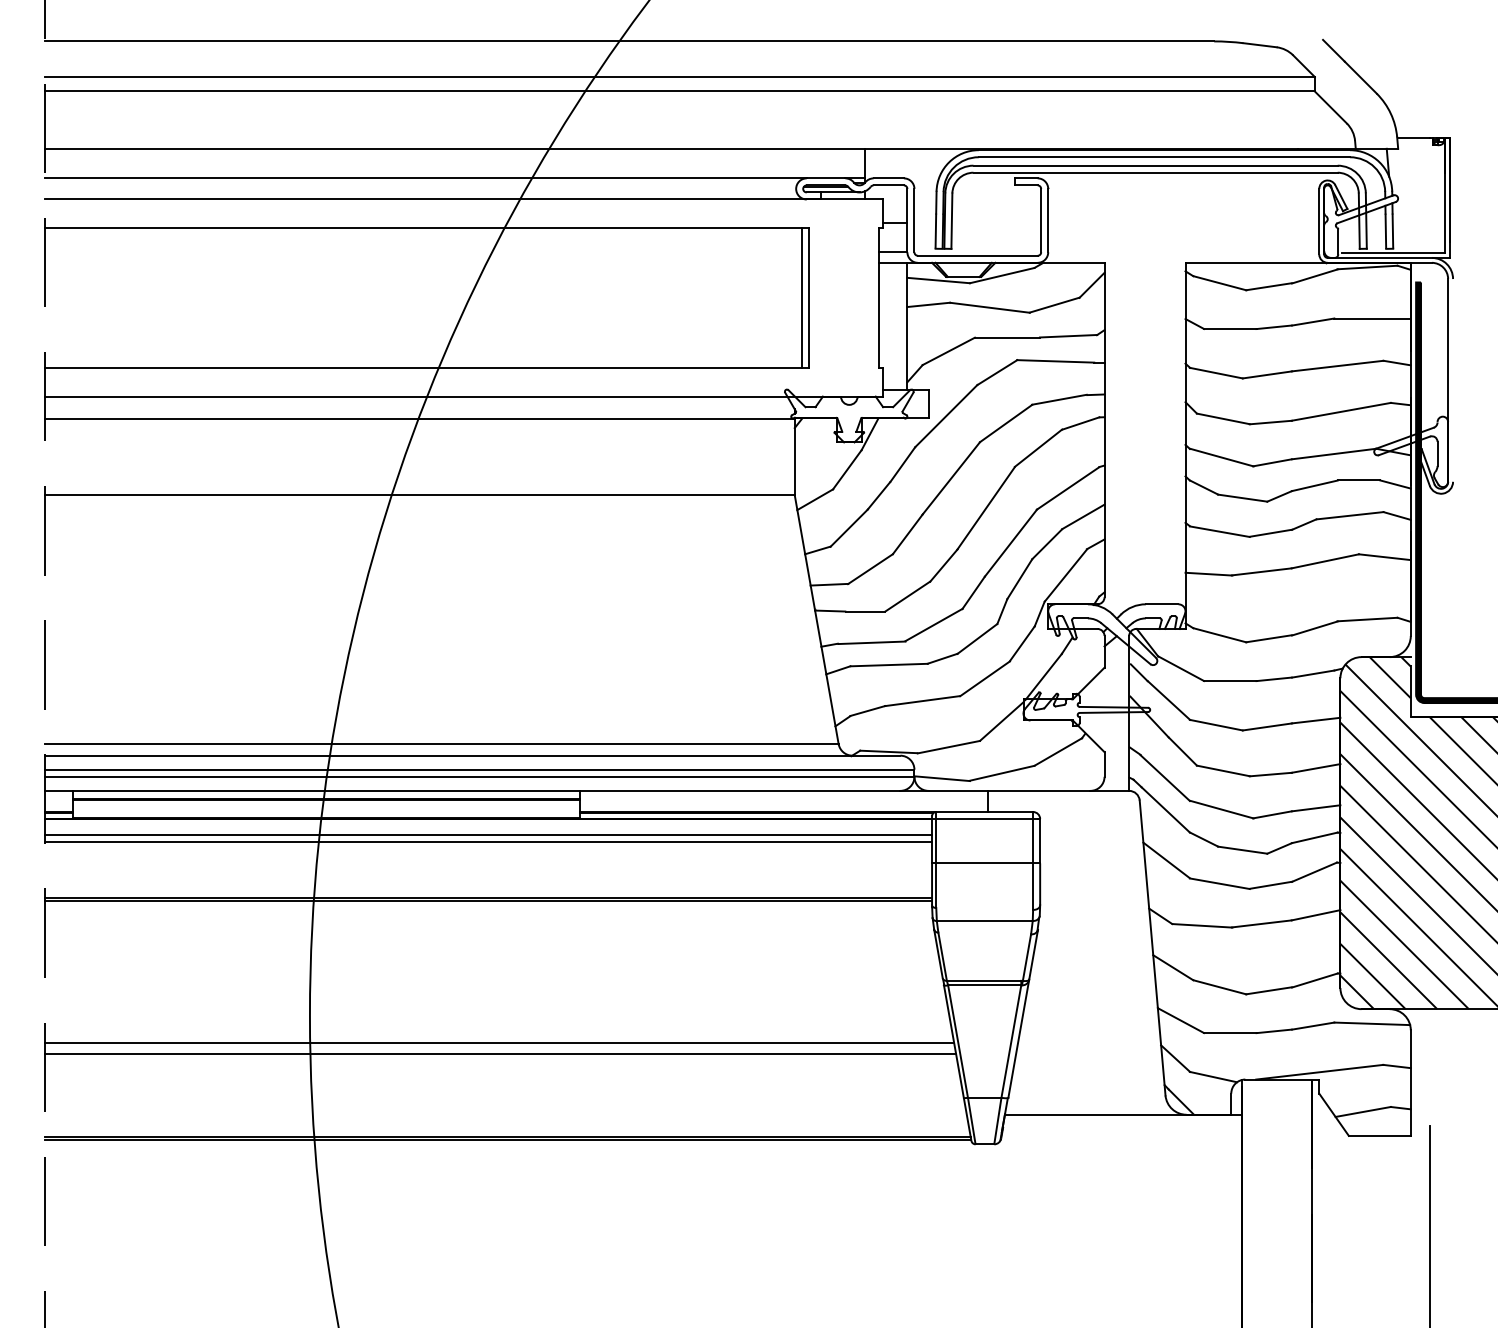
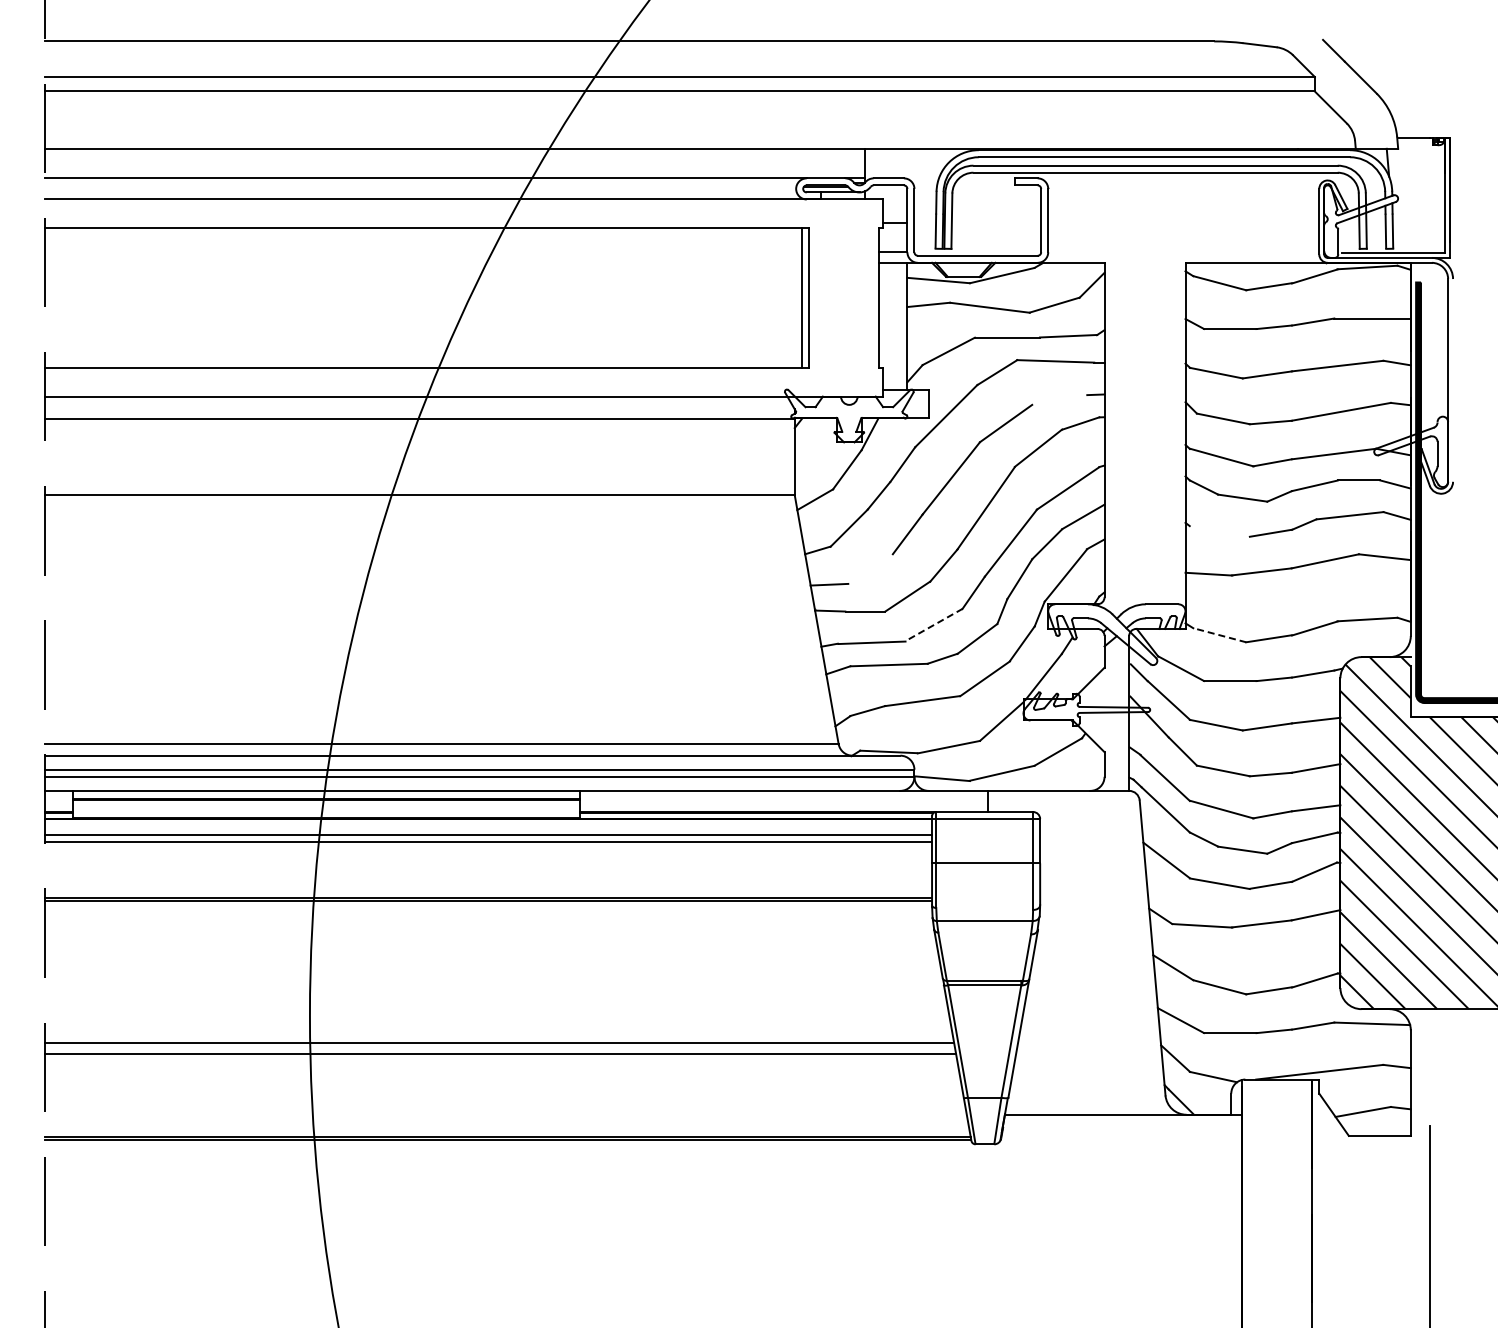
line: present -> none (1059, 399)
line: present -> none (1219, 531)
line: present -> none (870, 569)
line: solid -> dashed (934, 624)
line: solid -> dashed (1219, 635)
